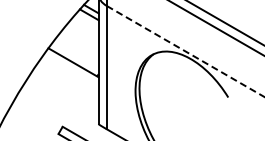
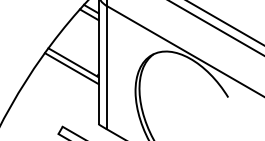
line: dashed -> solid (185, 51)
line: none -> present (71, 68)
